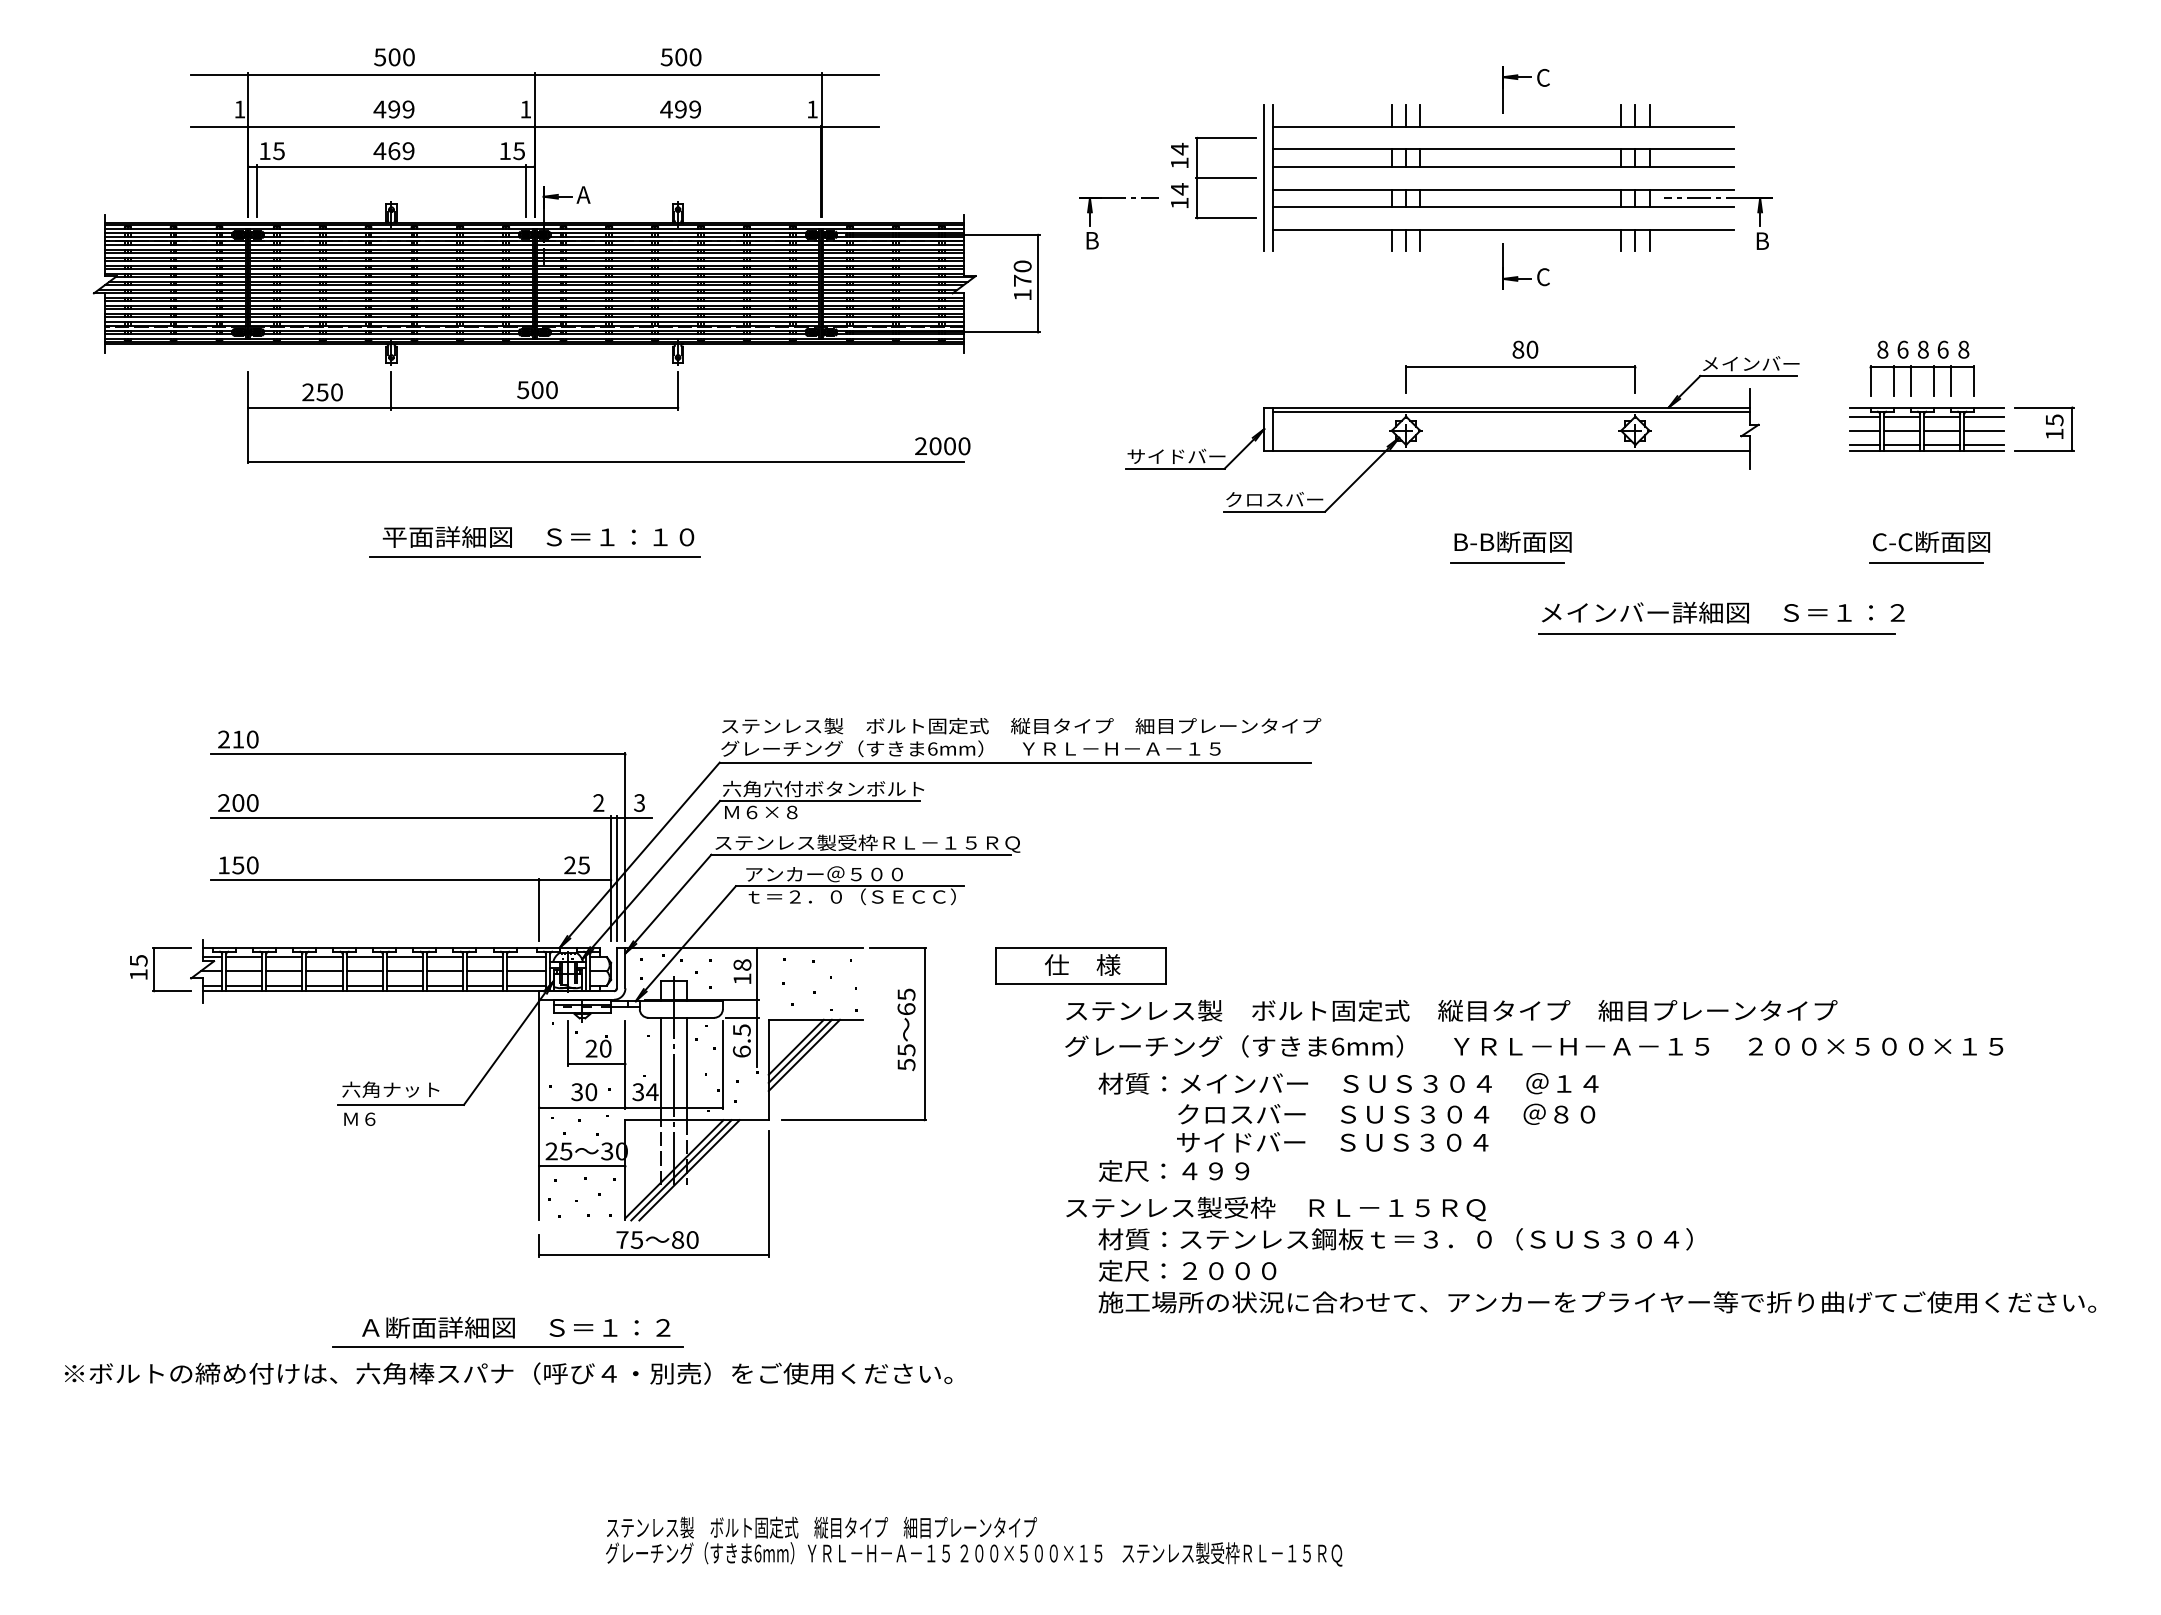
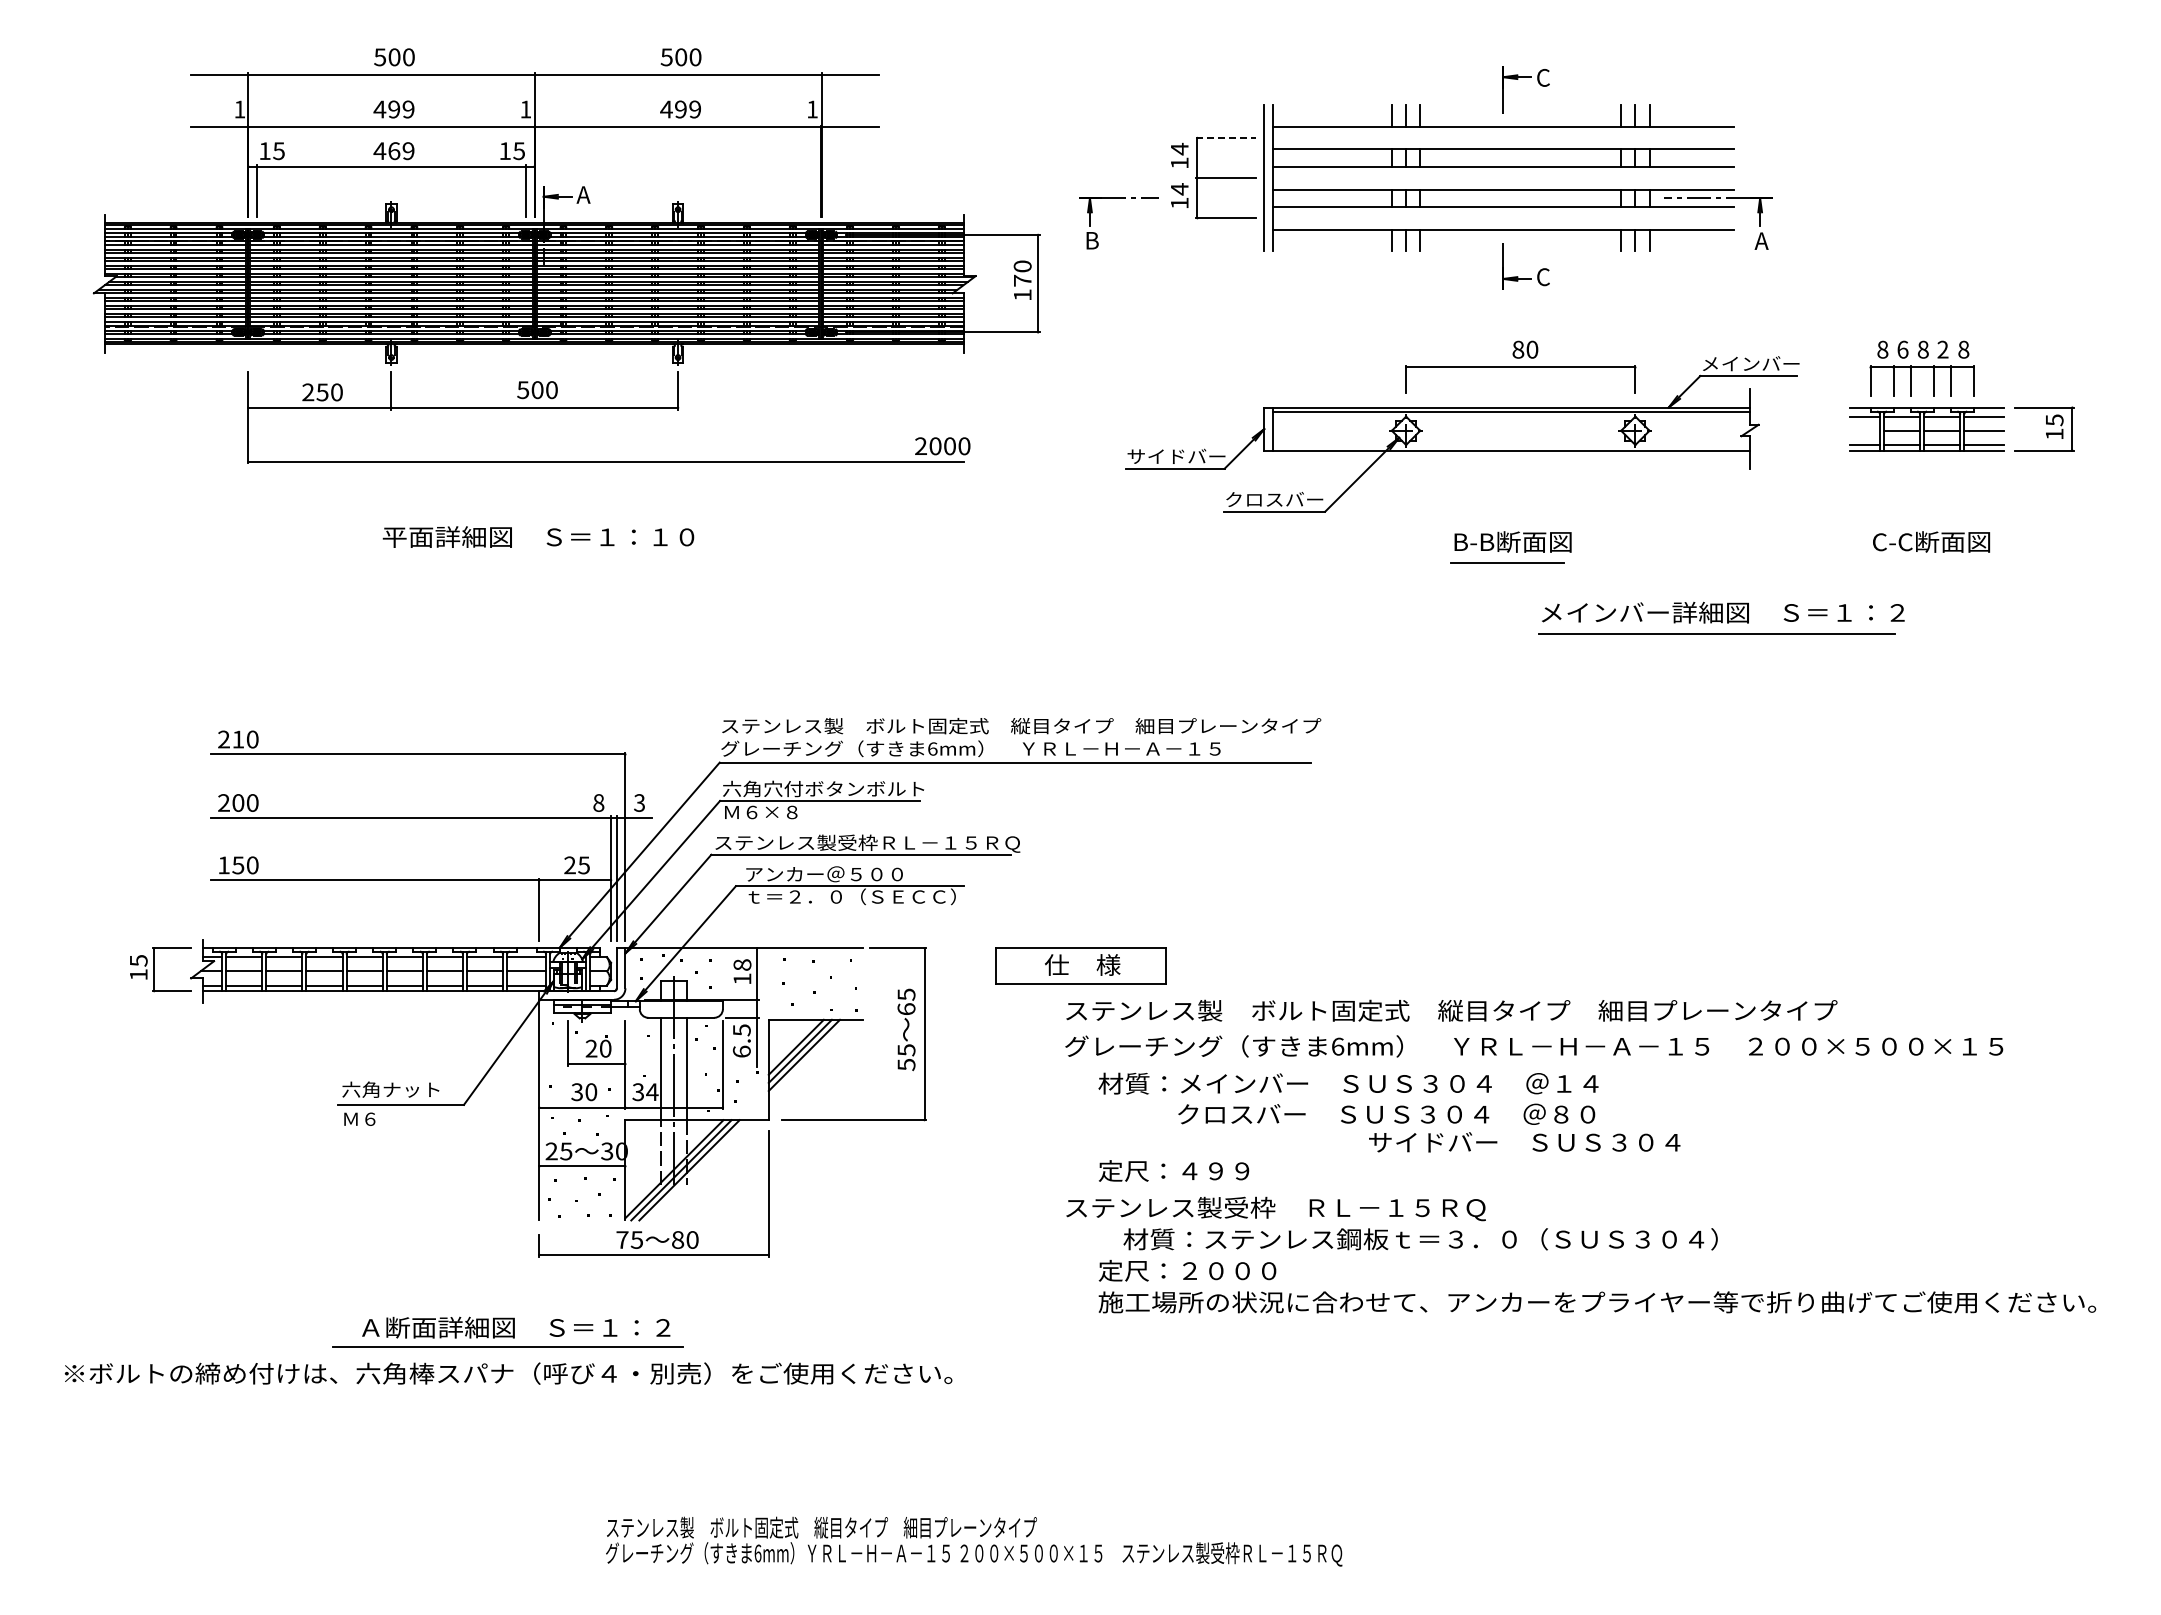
line: solid -> dashed (1225, 137)
text: B -> A (1761, 240)
text: 6 -> 2 (1942, 349)
line: present -> none (1864, 430)
line: present -> none (534, 556)
line: present -> none (1926, 562)
text: 2 -> 8 (598, 802)
text position: (1332, 1142) -> (1524, 1142) (1524, 1142)
text position: (1395, 1239) -> (1420, 1239) (1420, 1239)
